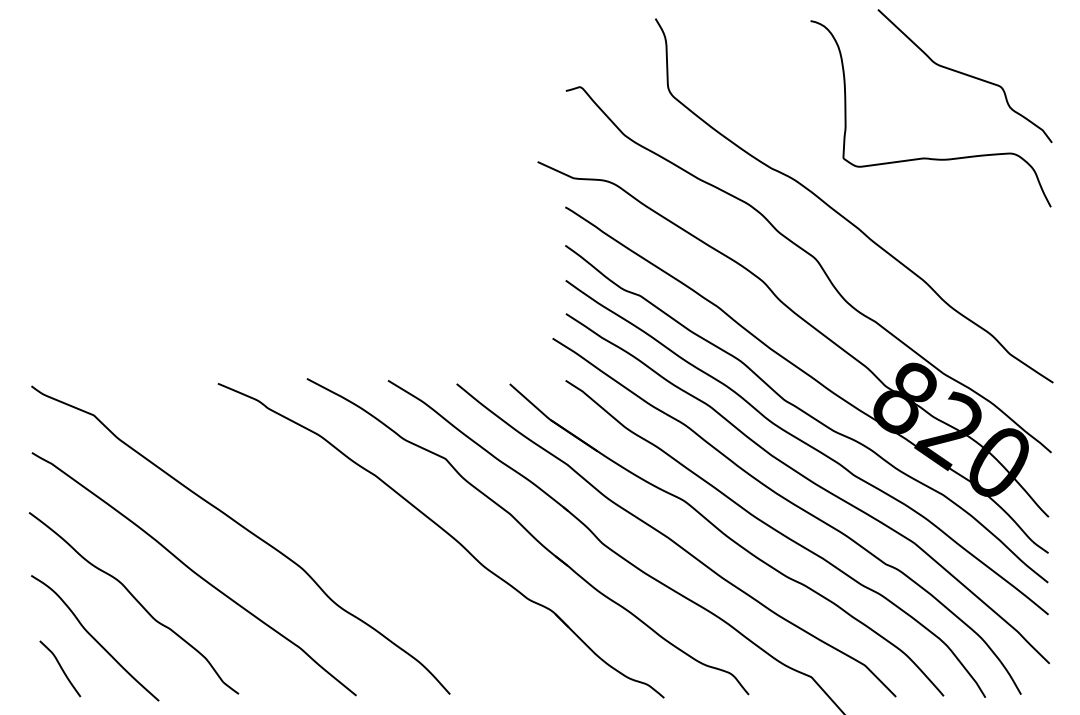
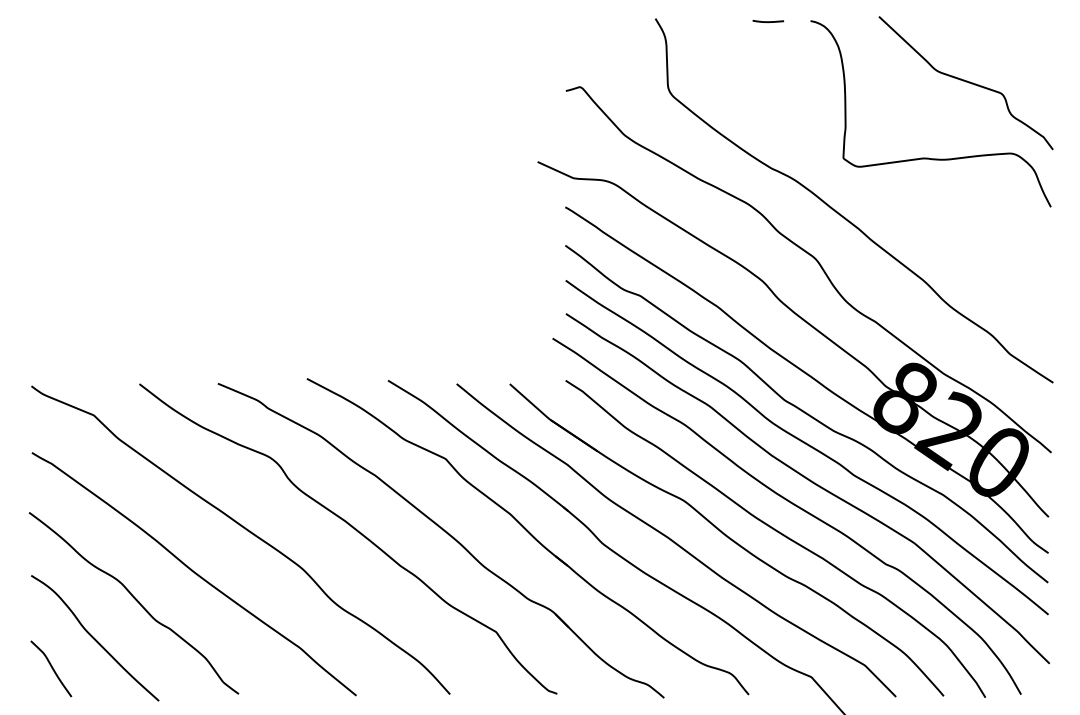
curve: none -> present (768, 21)
curve position: (964, 75) -> (965, 82) (965, 82)
curve: none -> present (355, 530)
curve position: (60, 668) -> (51, 668) (51, 668)
